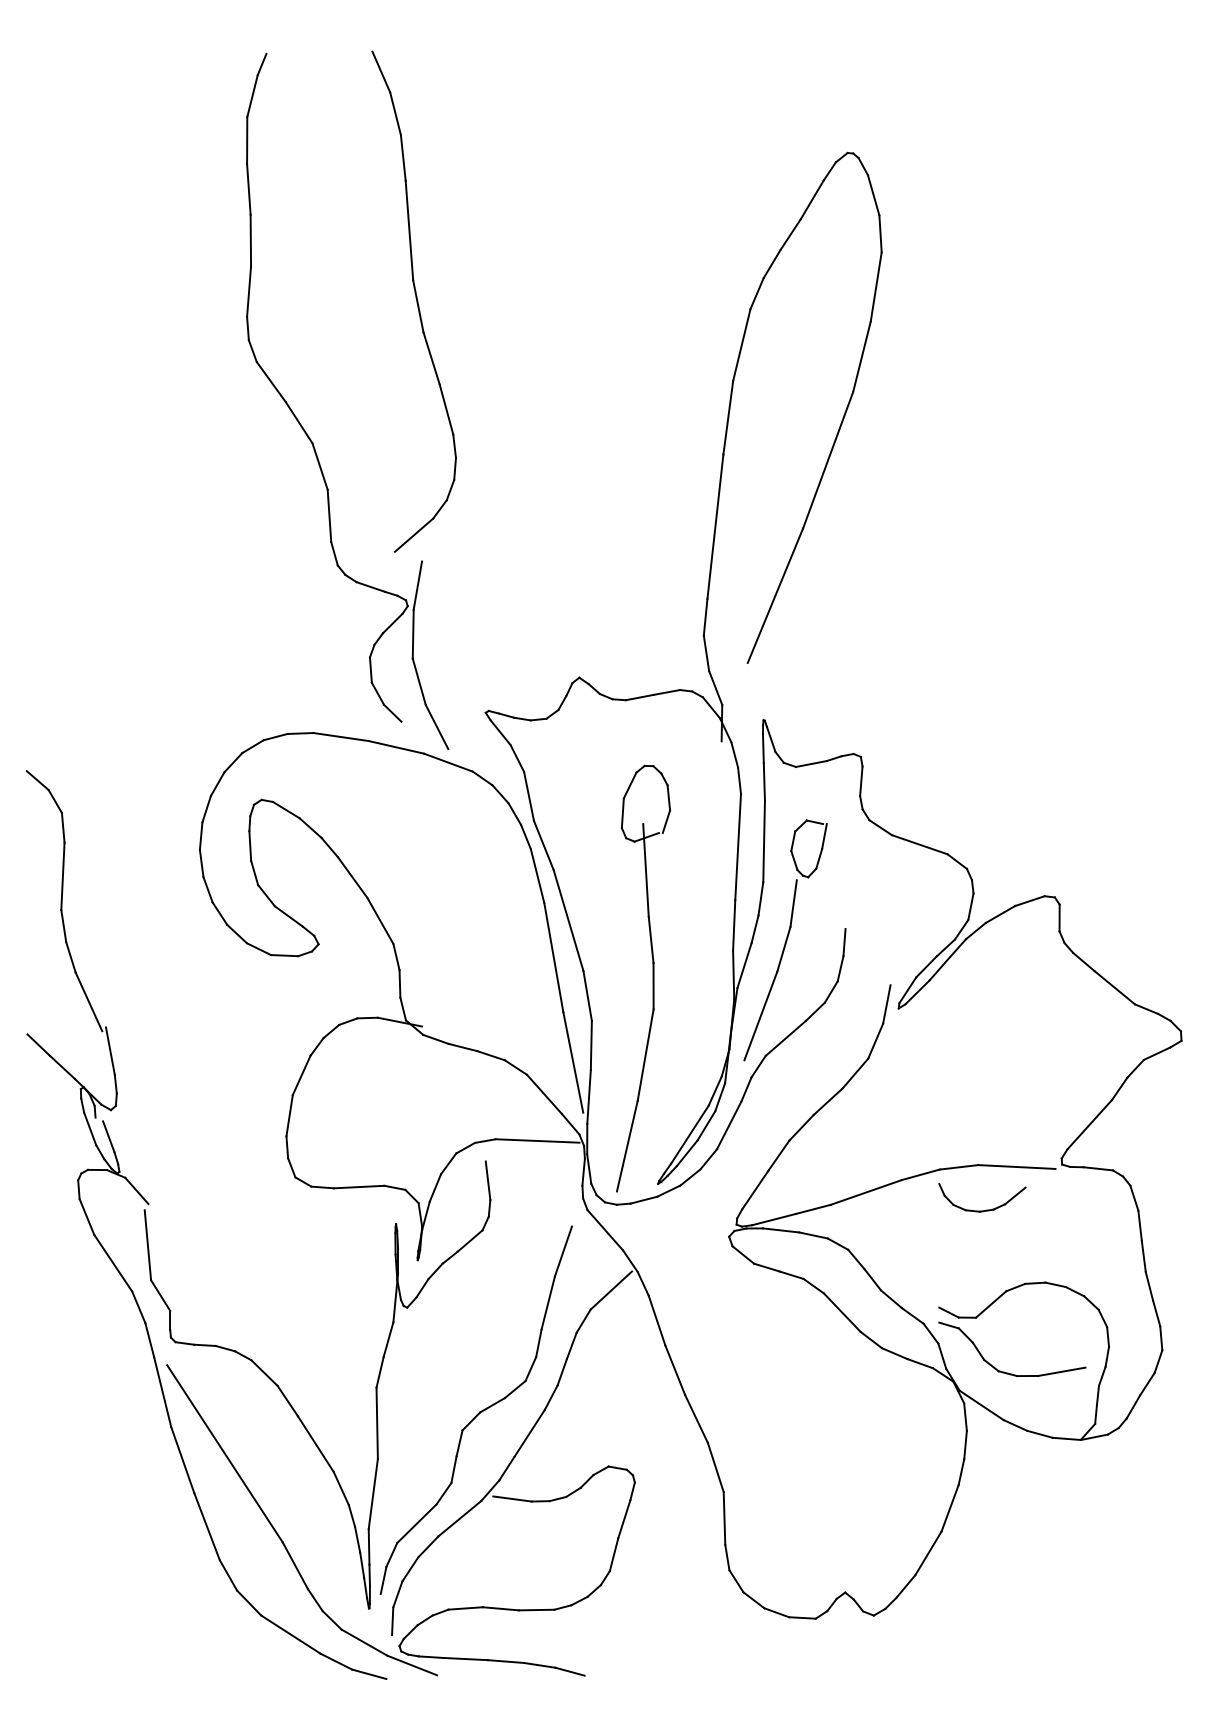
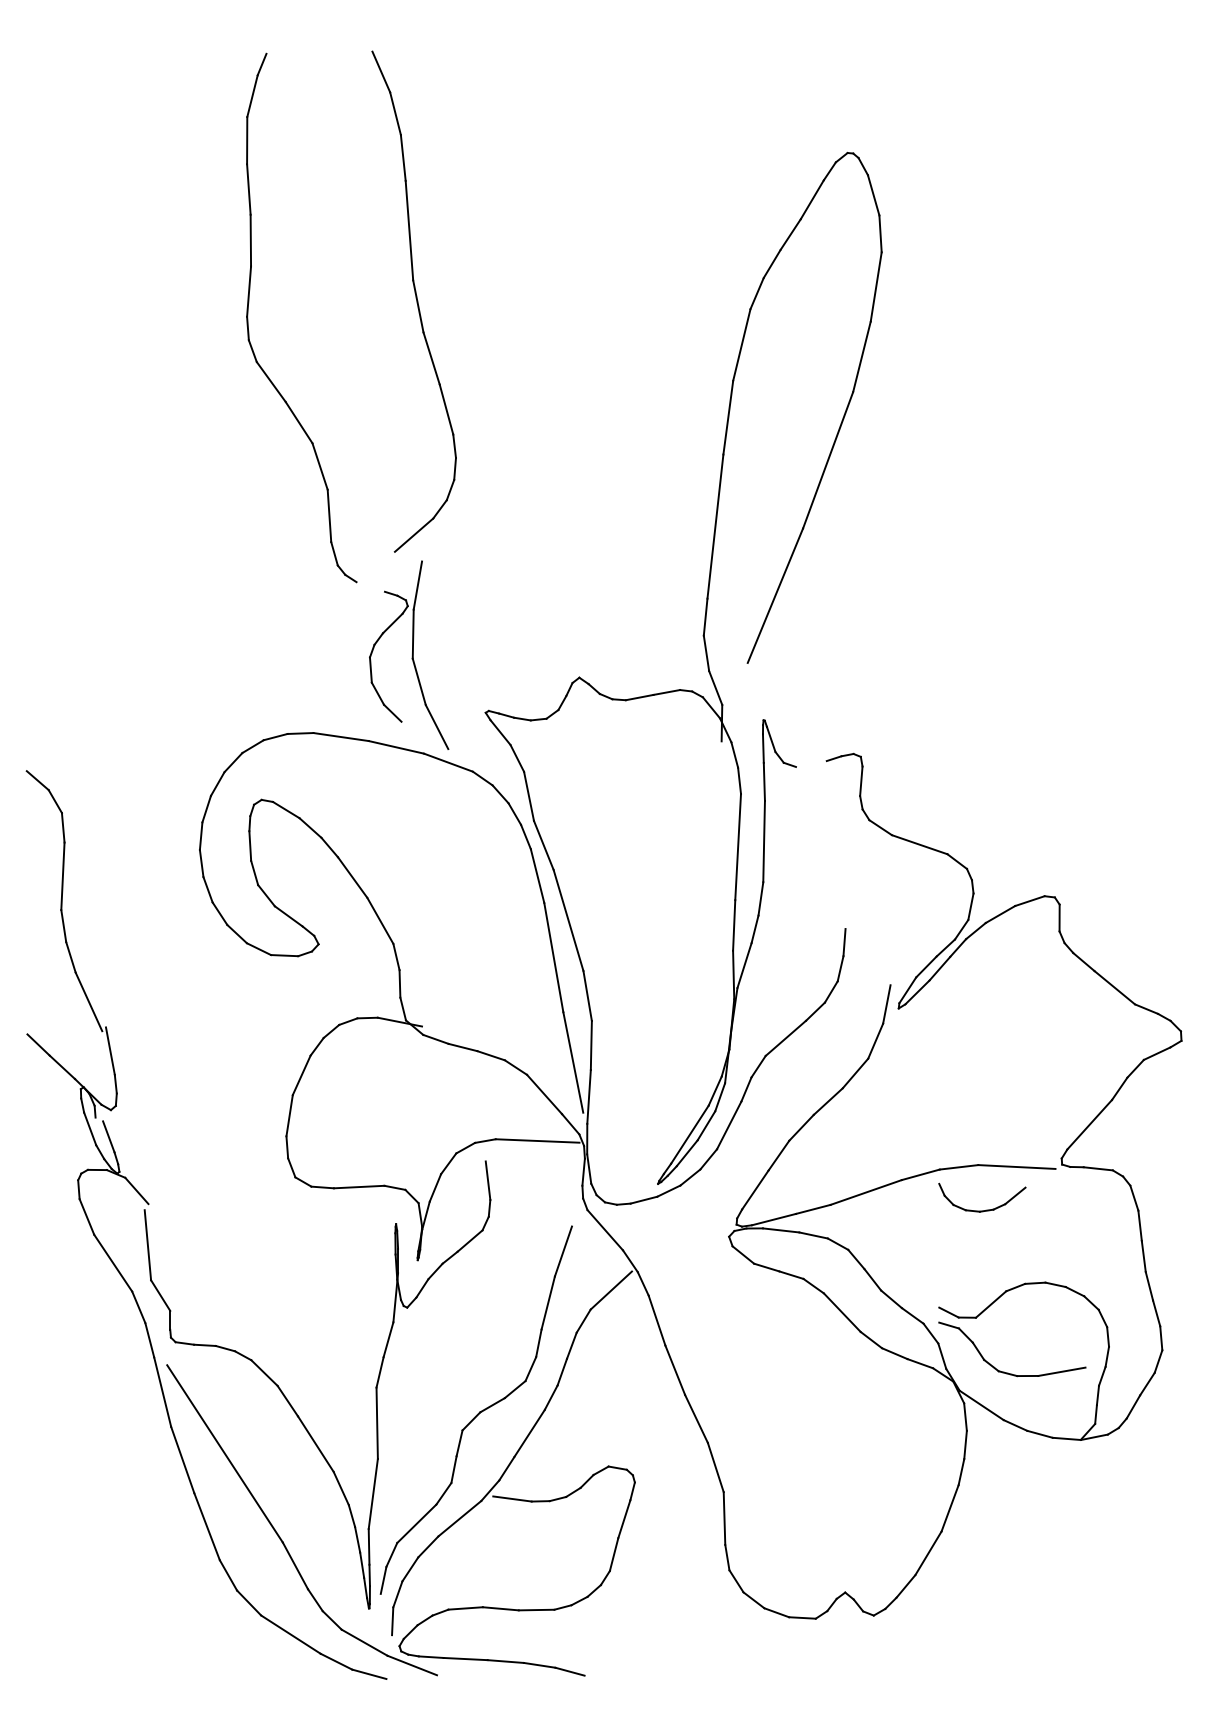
line: present -> none (370, 586)
line: present -> none (810, 763)
part: present -> none (785, 940)
part: present -> none (652, 978)
